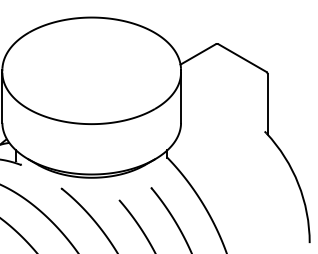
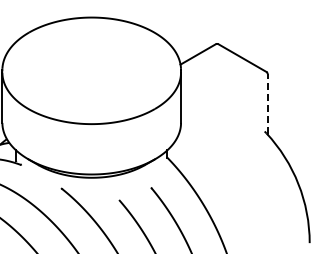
line: solid -> dashed (267, 104)
